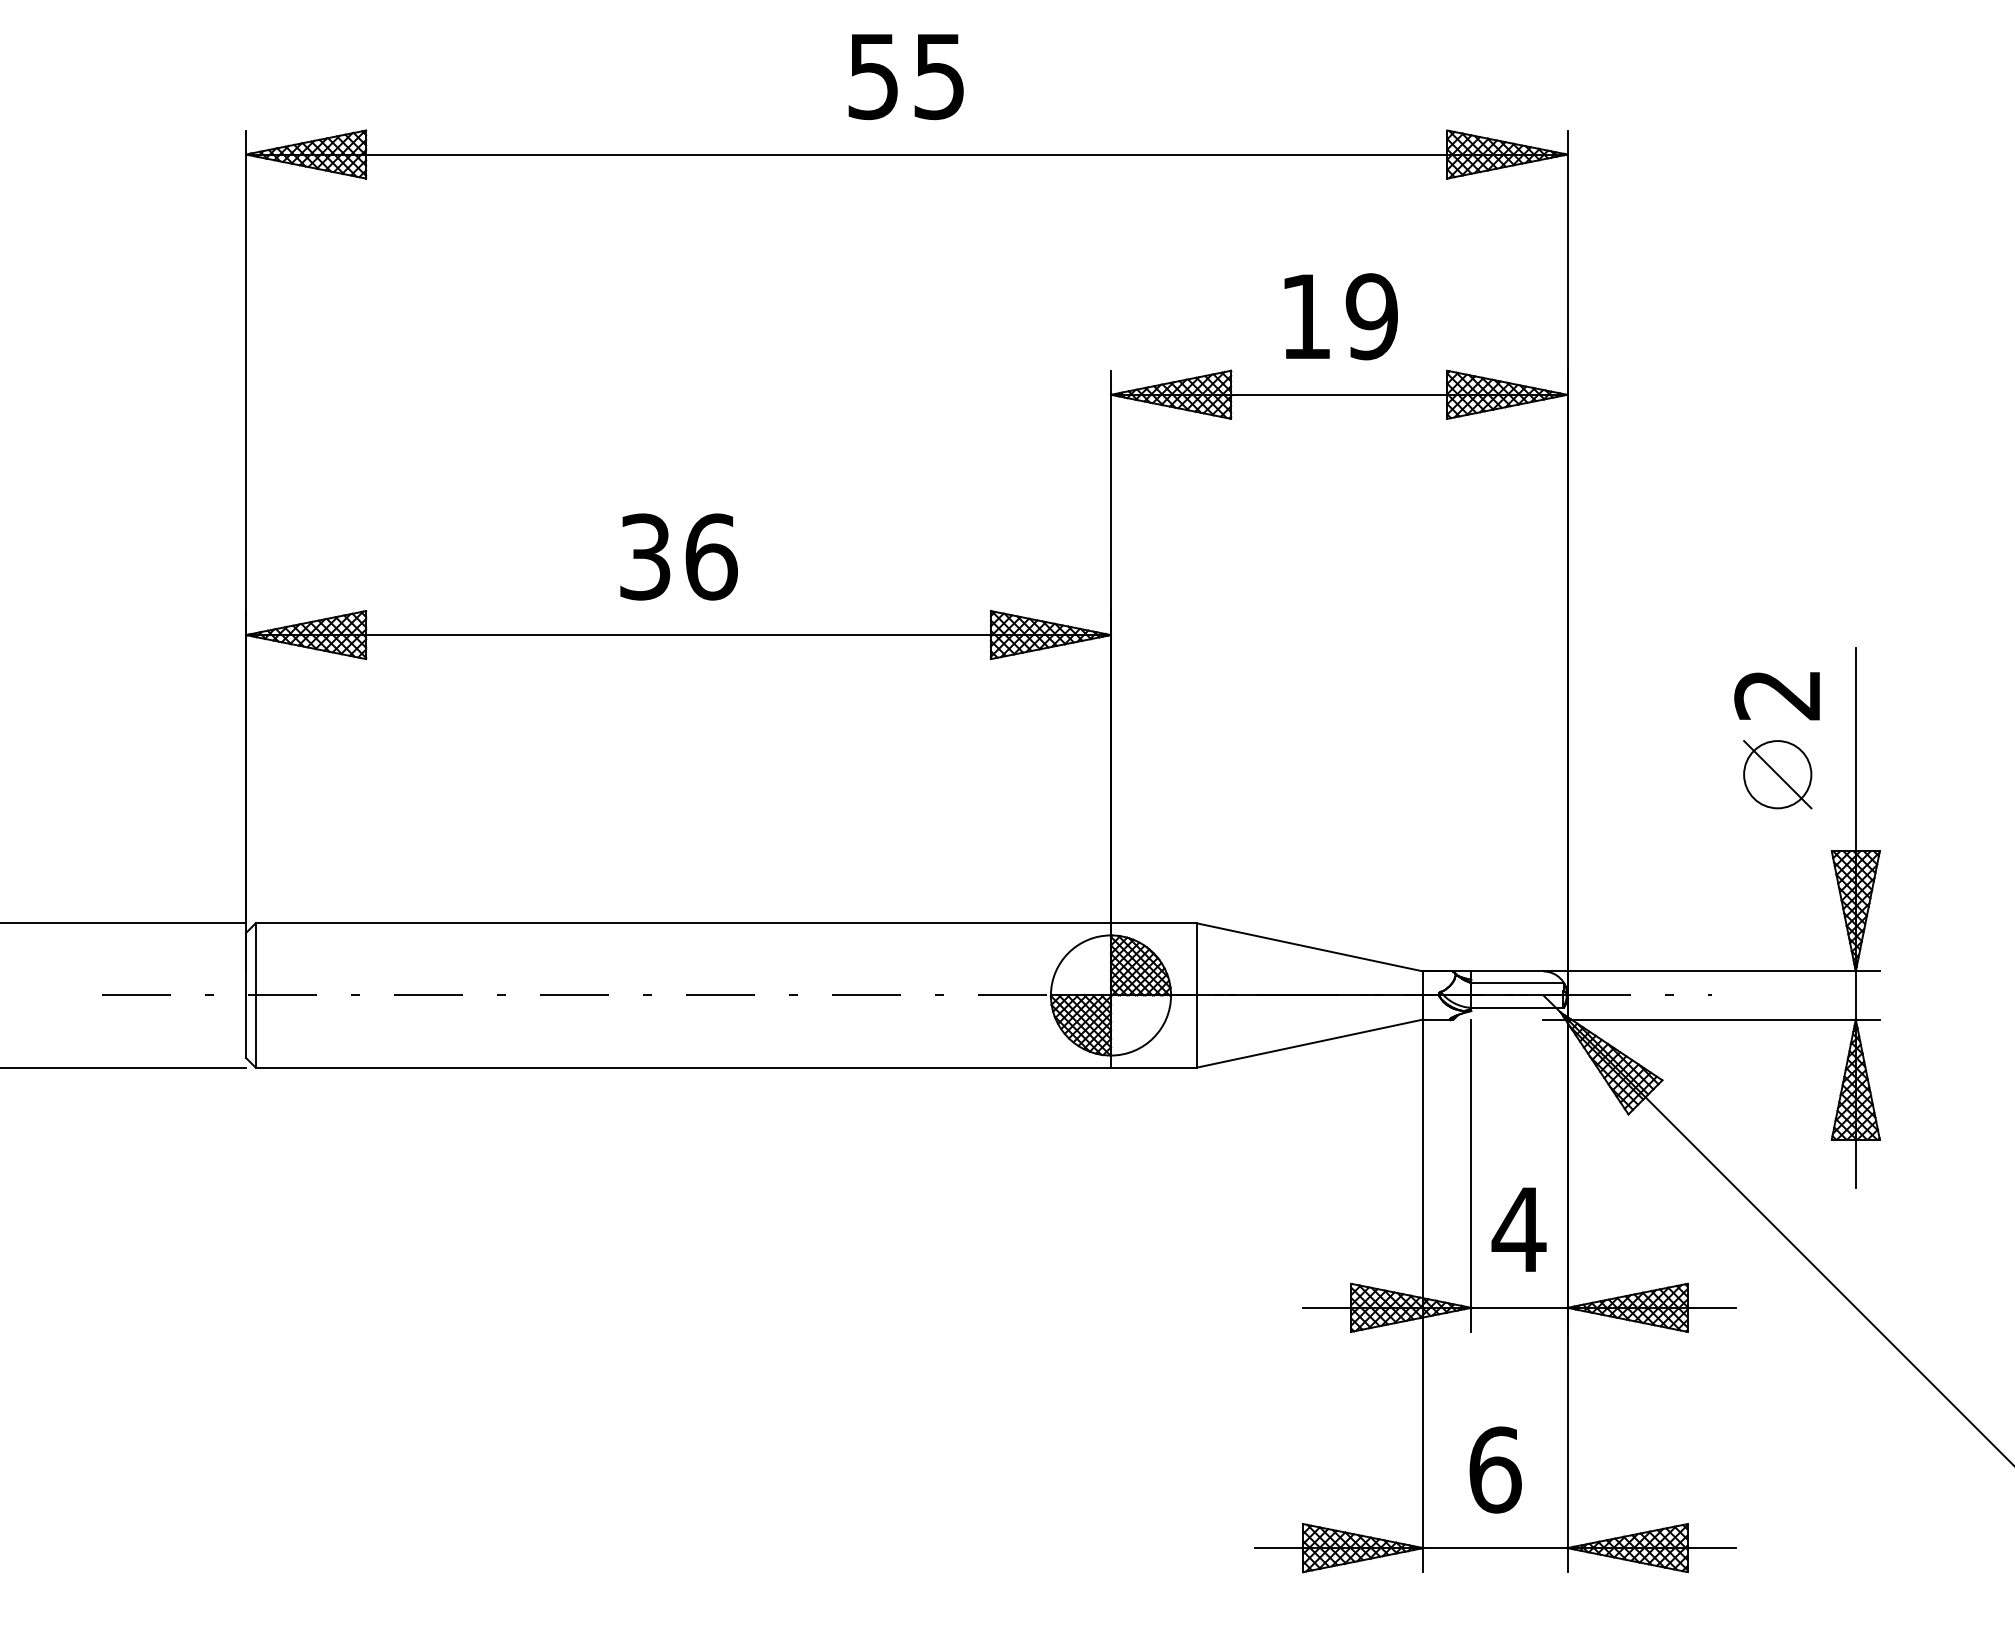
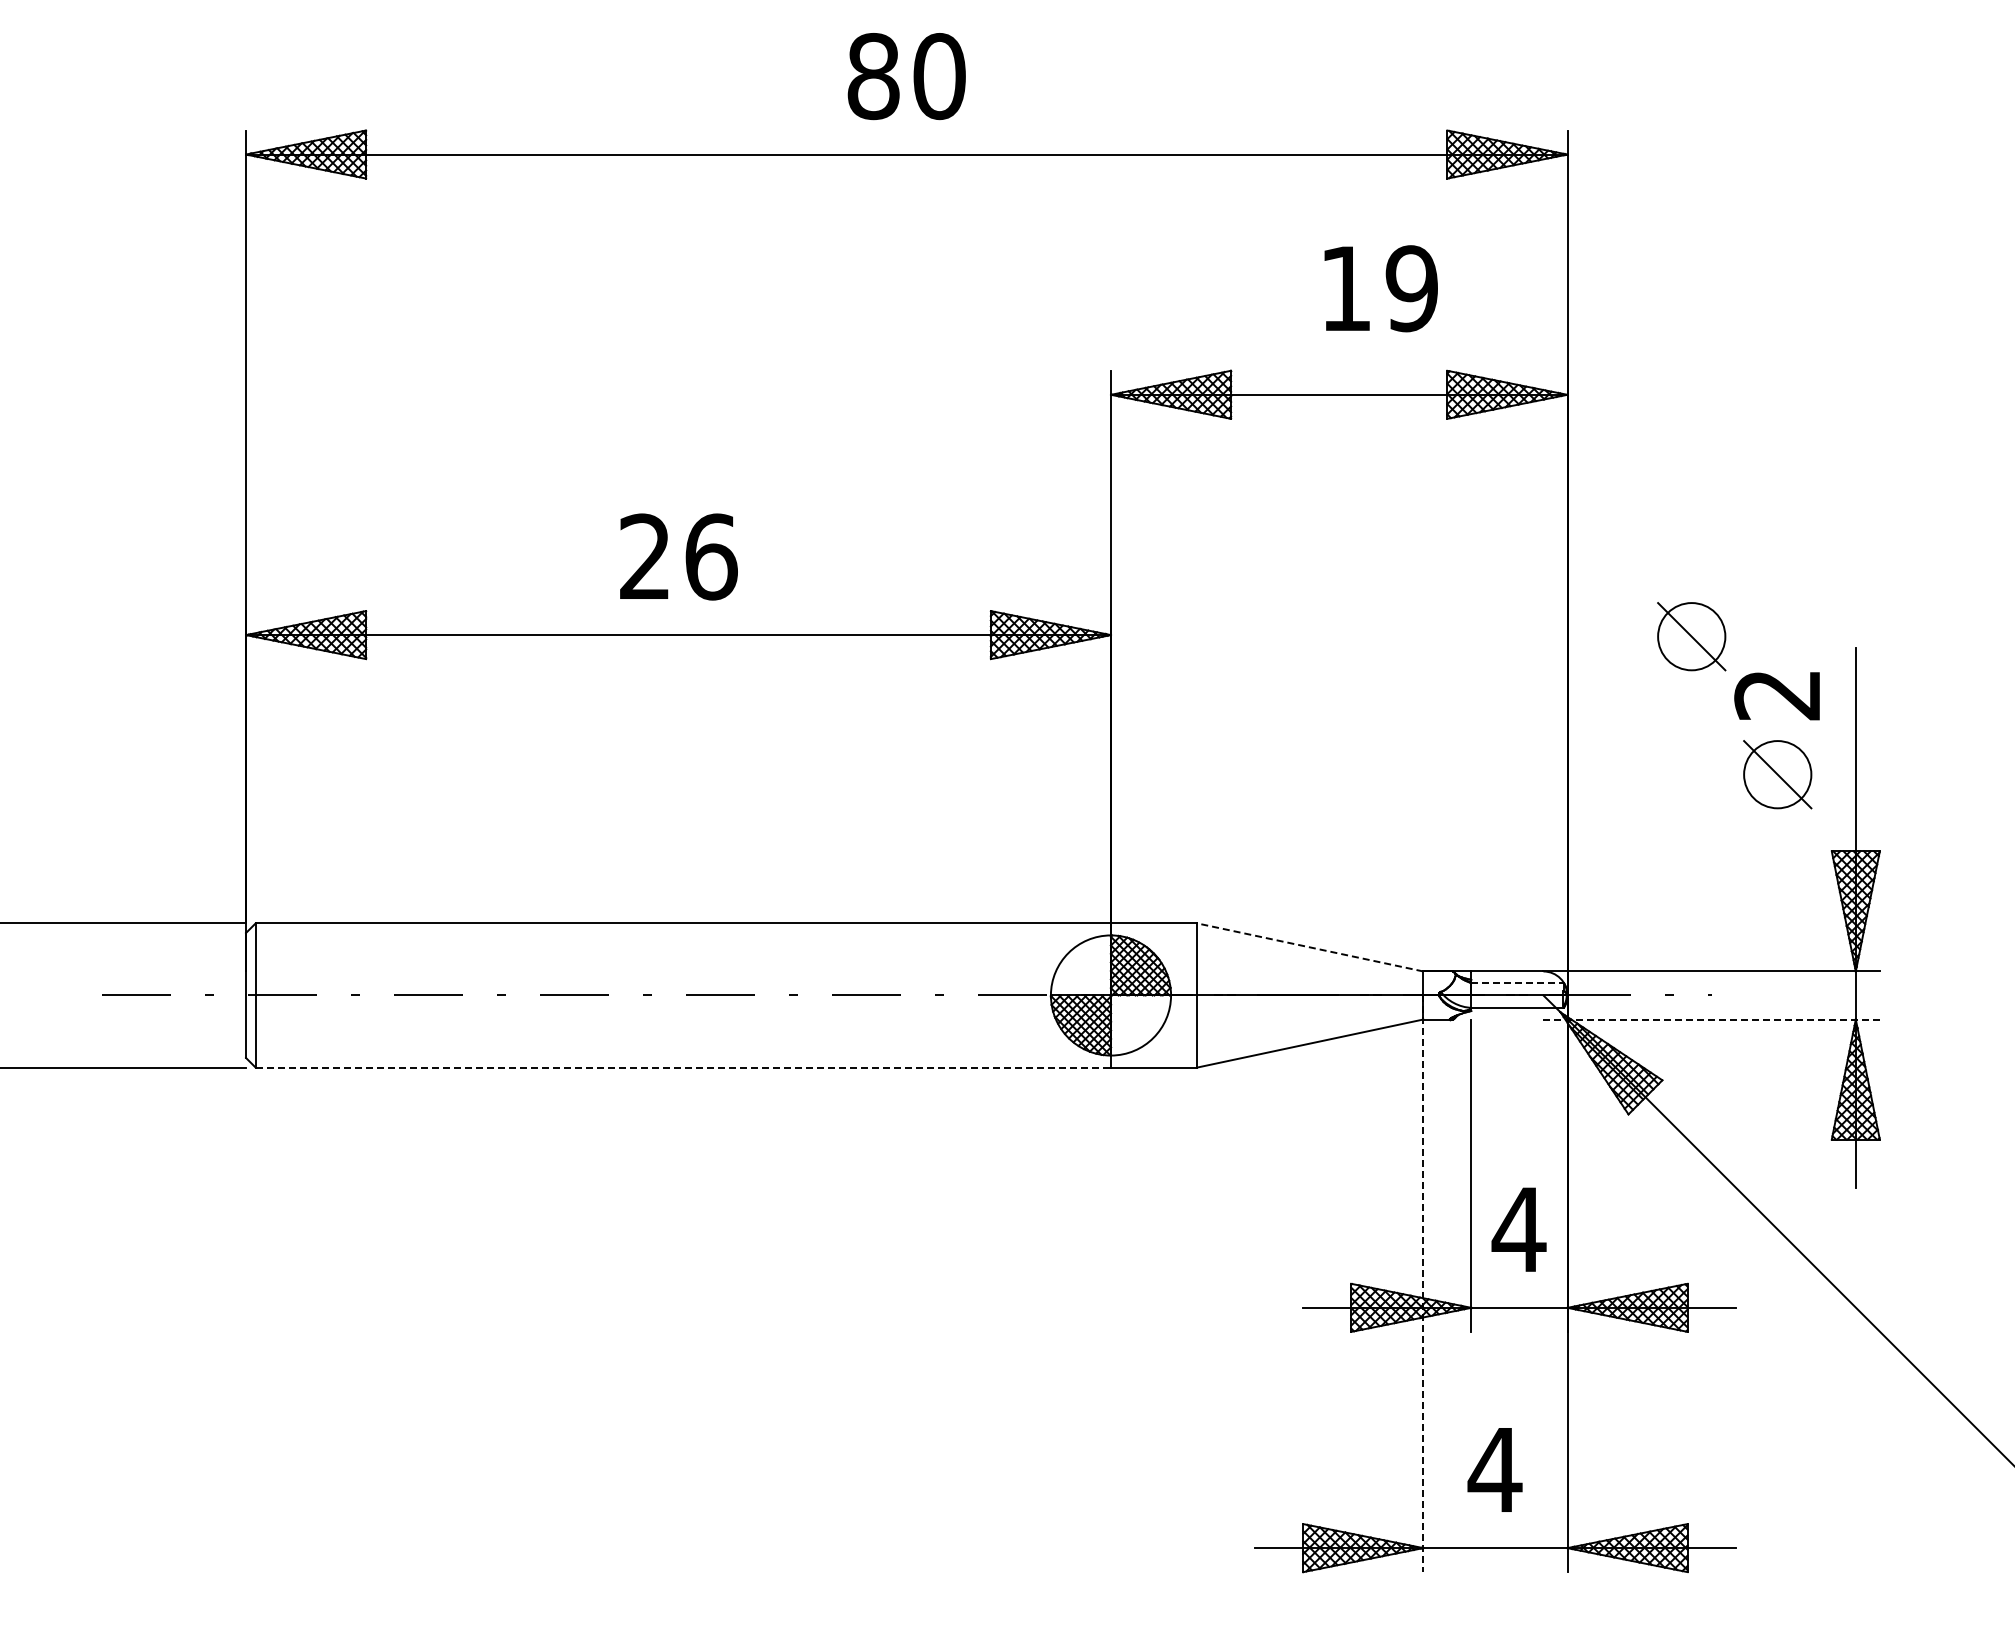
text: 55 -> 80 (906, 76)
text position: (1340, 316) -> (1380, 288) (1380, 288)
text: 36 -> 26 (645, 556)
part: none -> present (1691, 636)
line: solid -> dashed (1310, 947)
line: solid -> dashed (1518, 983)
line: solid -> dashed (1712, 1019)
line: solid -> dashed (683, 1067)
line: solid -> dashed (1423, 1284)
text: 6 -> 4 (1494, 1469)
